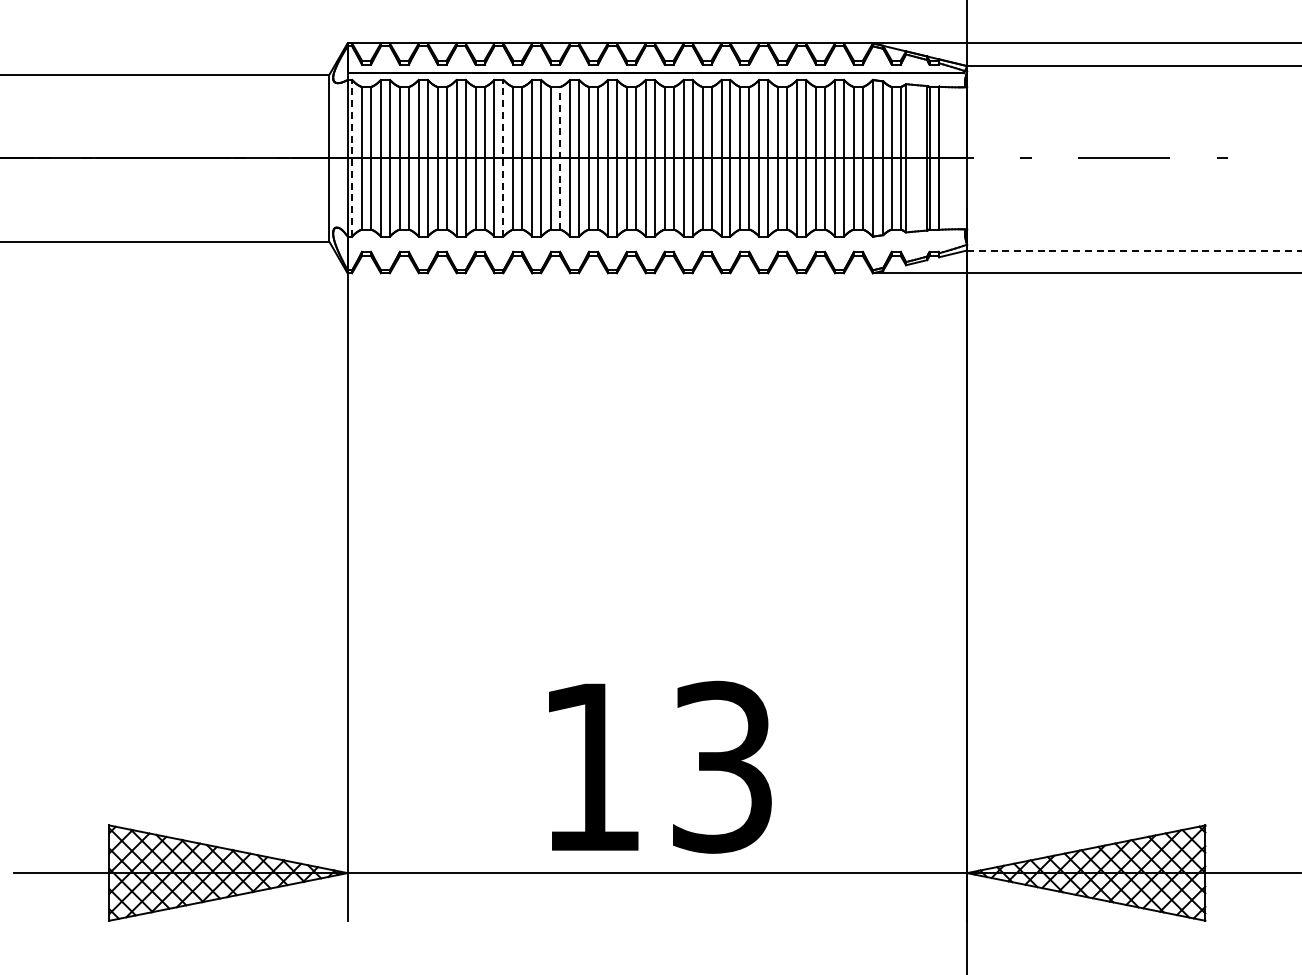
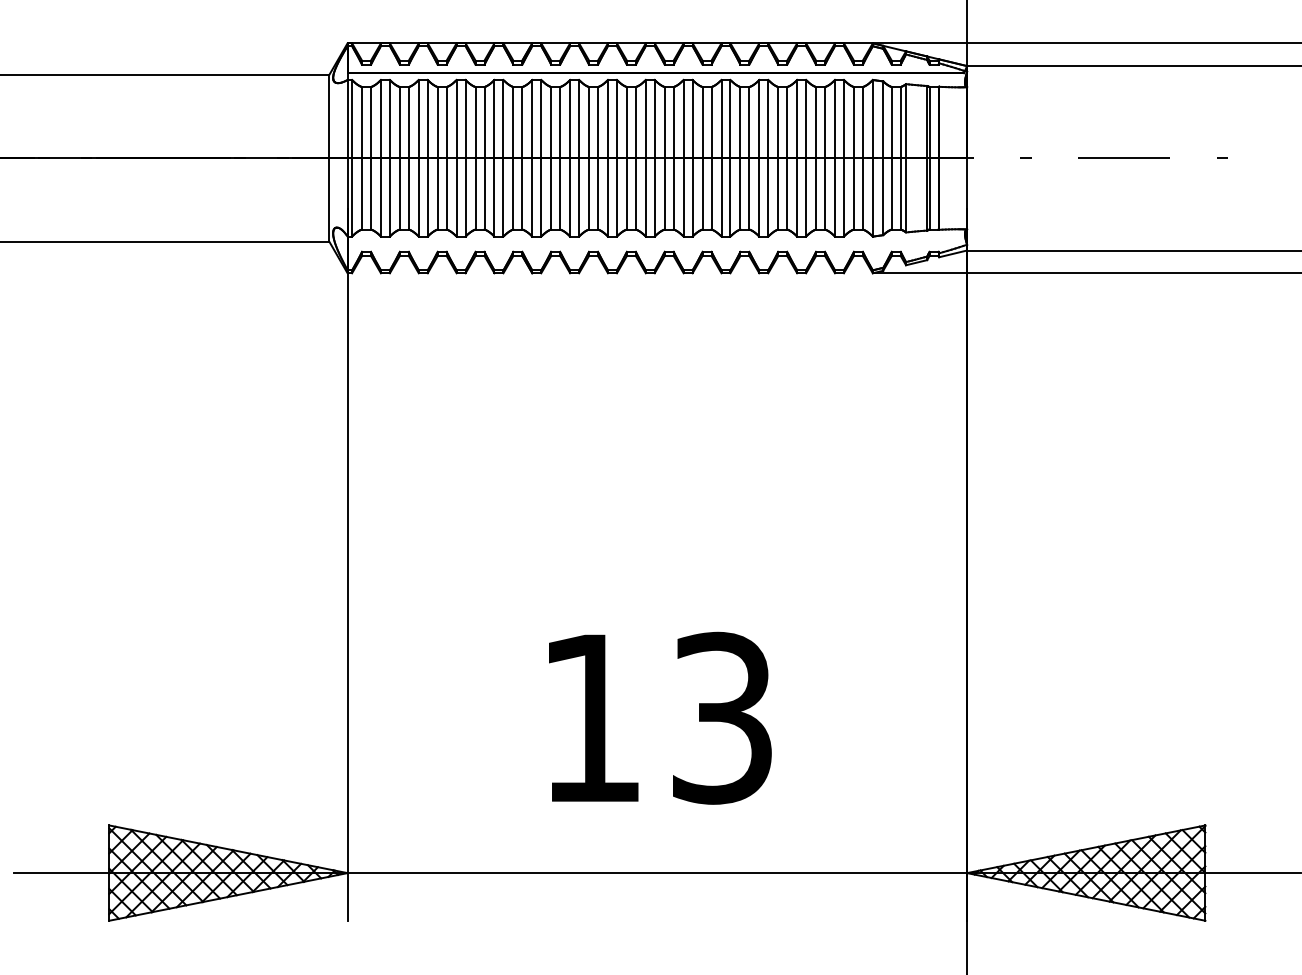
line: dashed -> solid (352, 157)
line: dashed -> solid (503, 157)
line: dashed -> solid (560, 157)
line: dashed -> solid (1134, 250)
text position: (660, 766) -> (660, 717) (660, 717)
